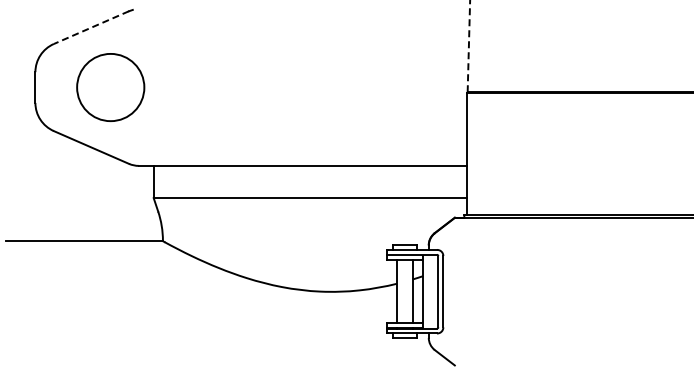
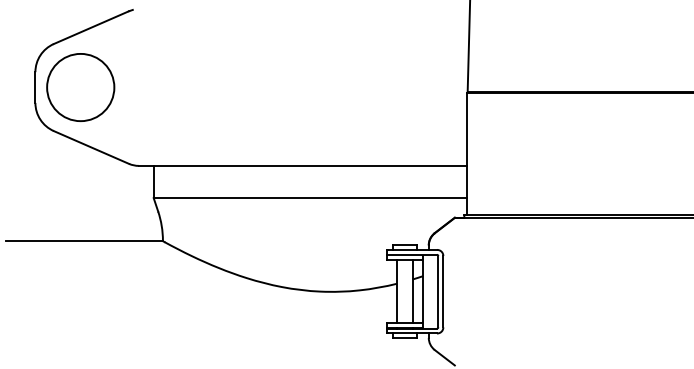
line: dashed -> solid (91, 27)
line: dashed -> solid (468, 46)
circle position: (110, 87) -> (80, 87) (80, 87)
